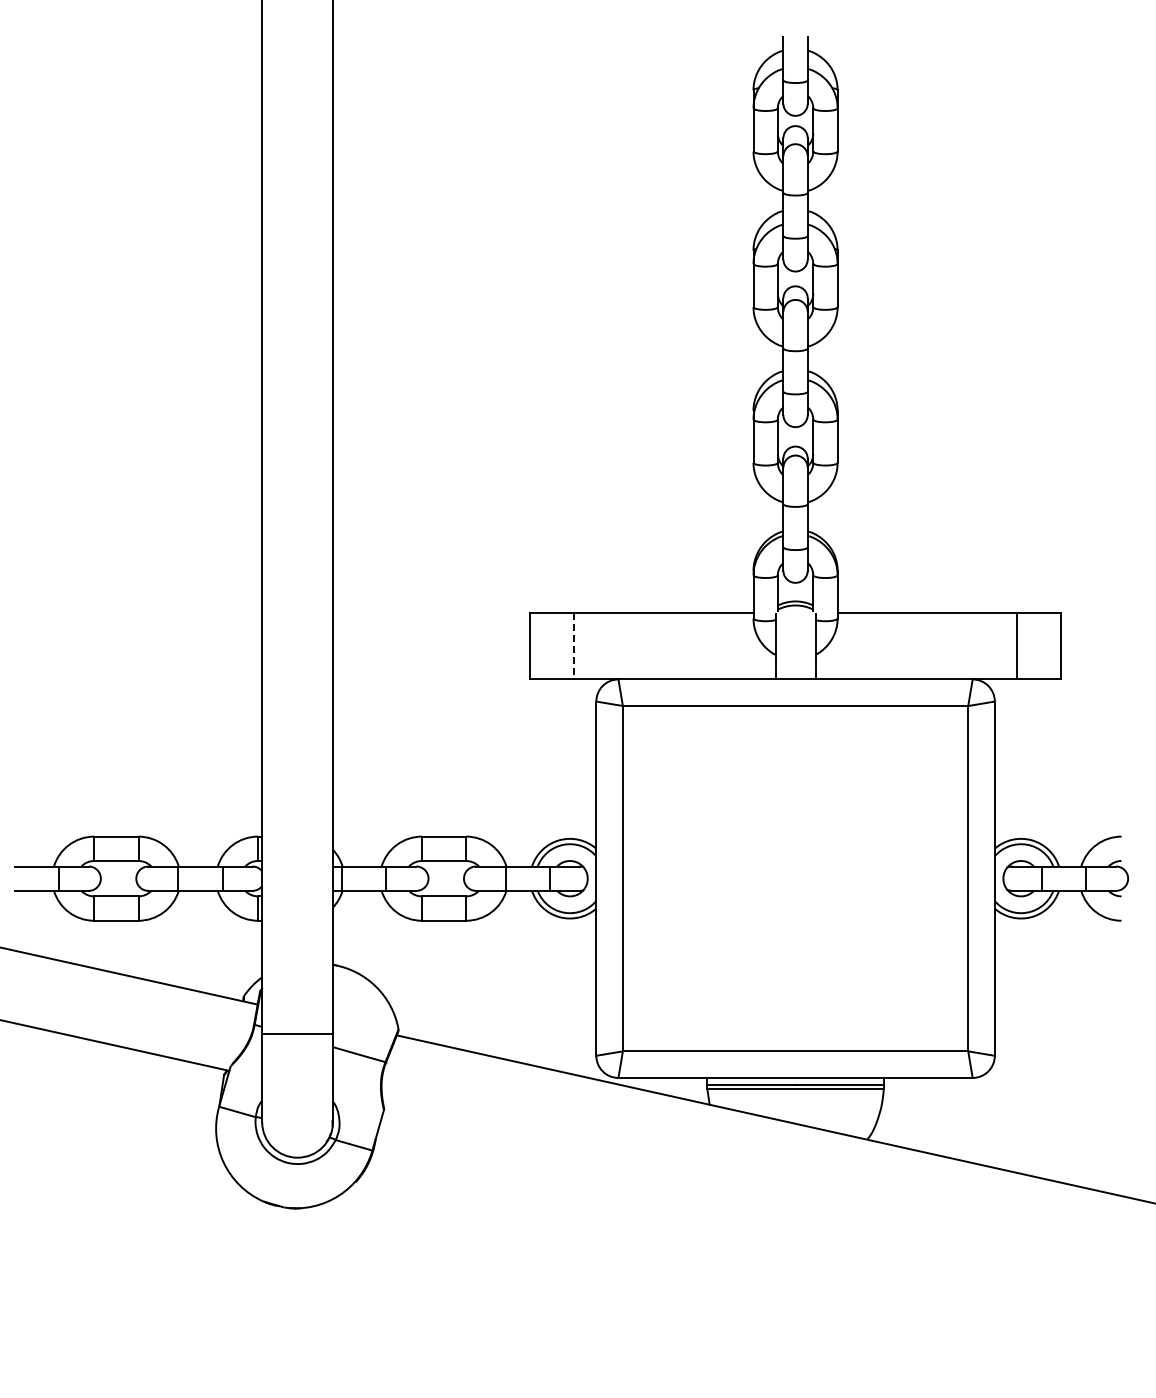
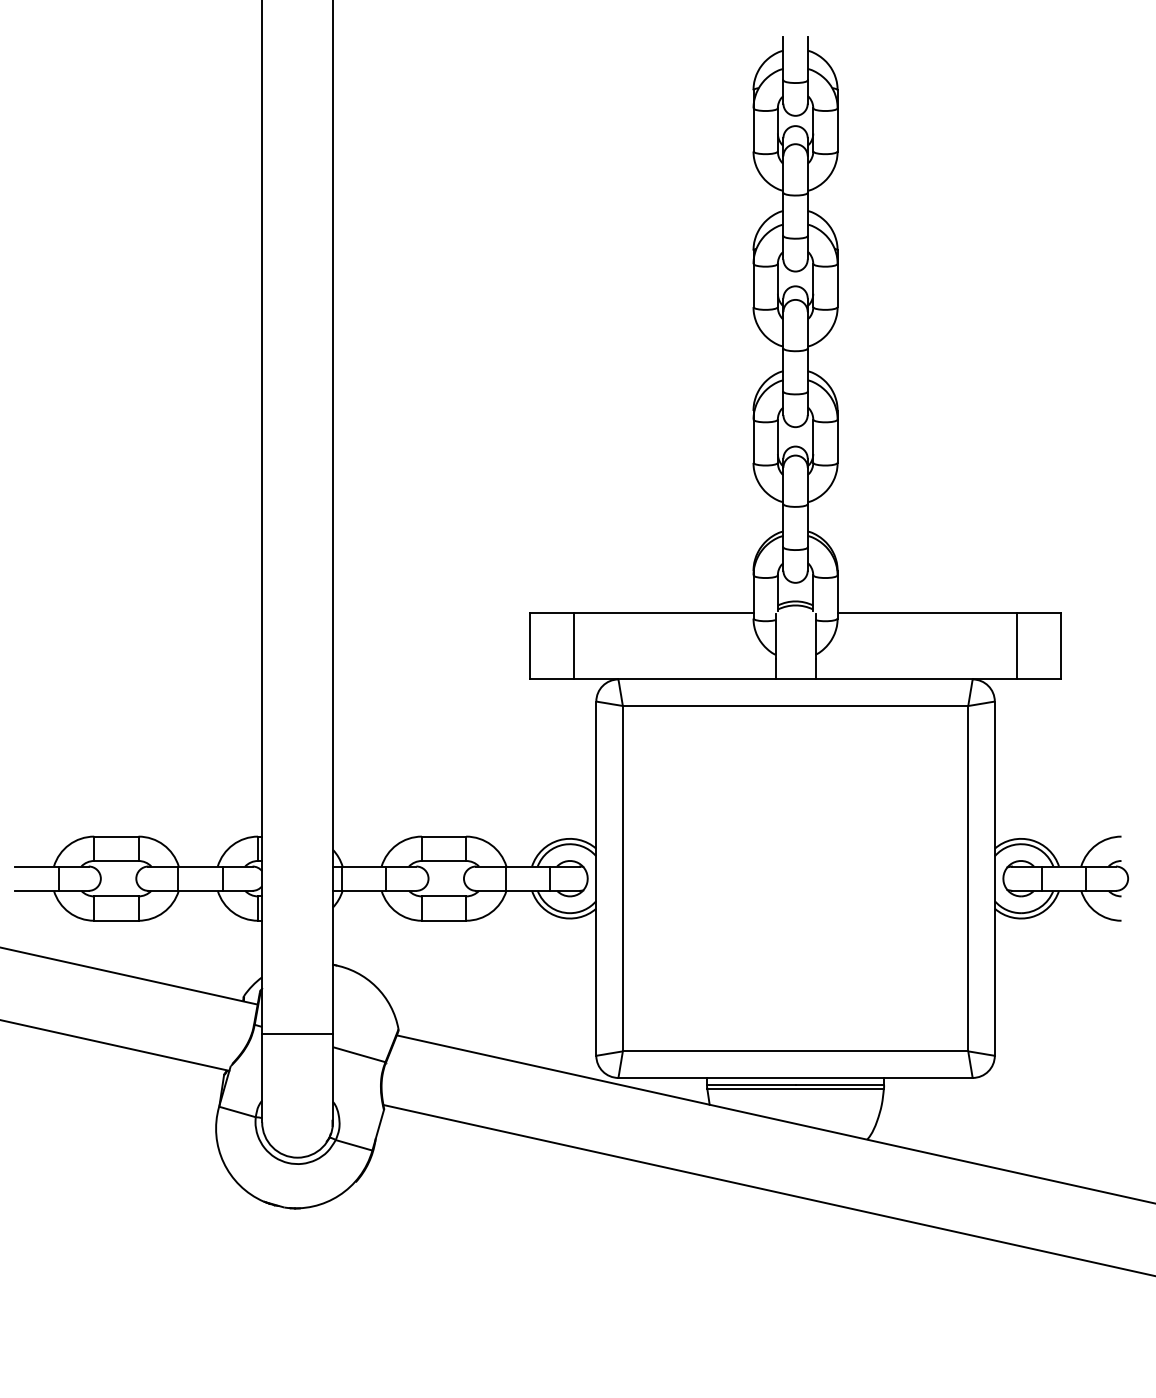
line: dashed -> solid (574, 646)
line: none -> present (767, 1190)
